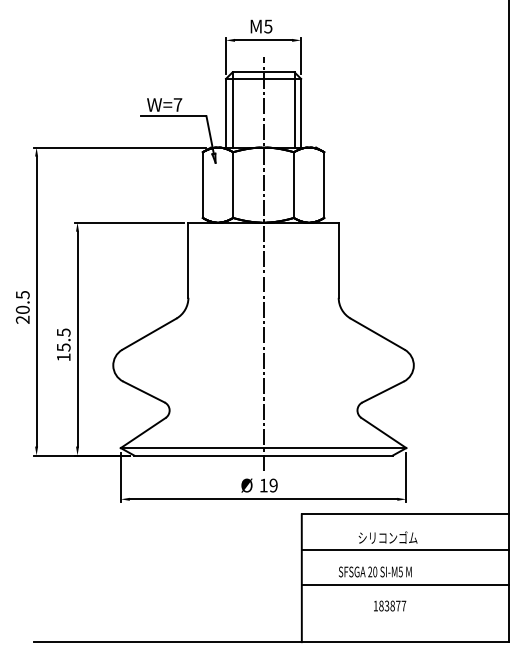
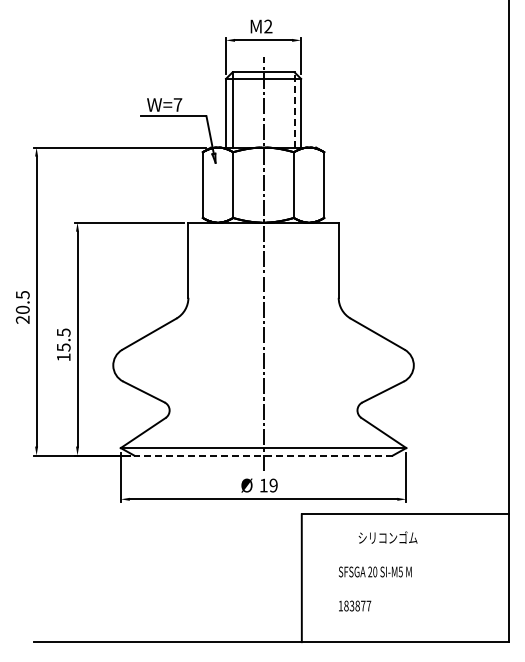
text: M5 -> M2 (268, 26)
line: solid -> dashed (294, 109)
line: solid -> dashed (263, 455)
line: present -> none (405, 549)
line: present -> none (405, 584)
text position: (390, 605) -> (355, 605) (355, 605)
